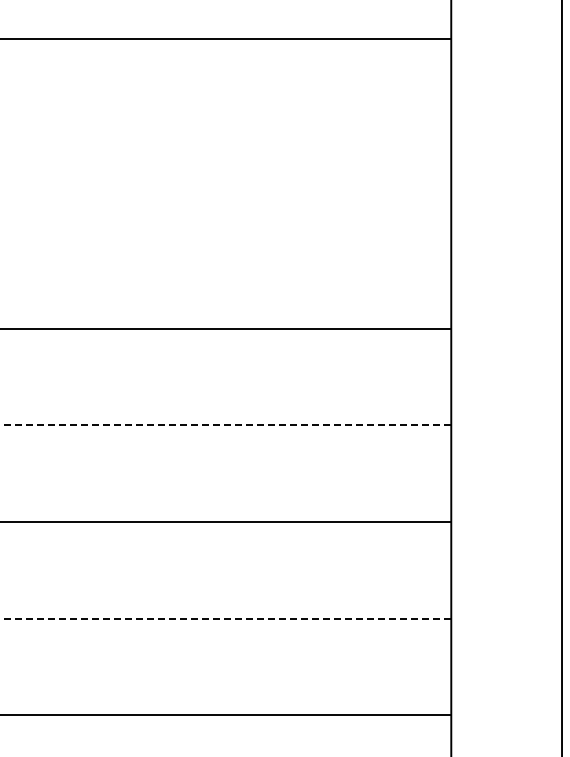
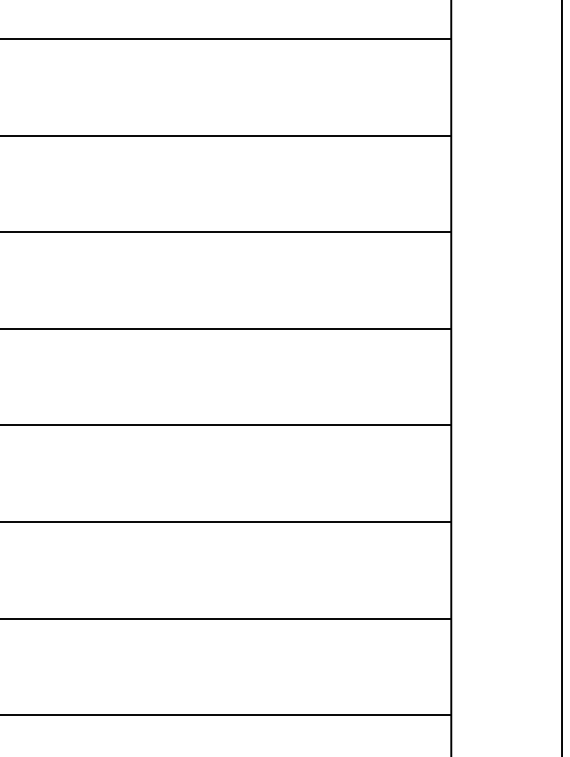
line: none -> present (226, 135)
line: none -> present (226, 232)
line: dashed -> solid (225, 425)
line: dashed -> solid (225, 618)
